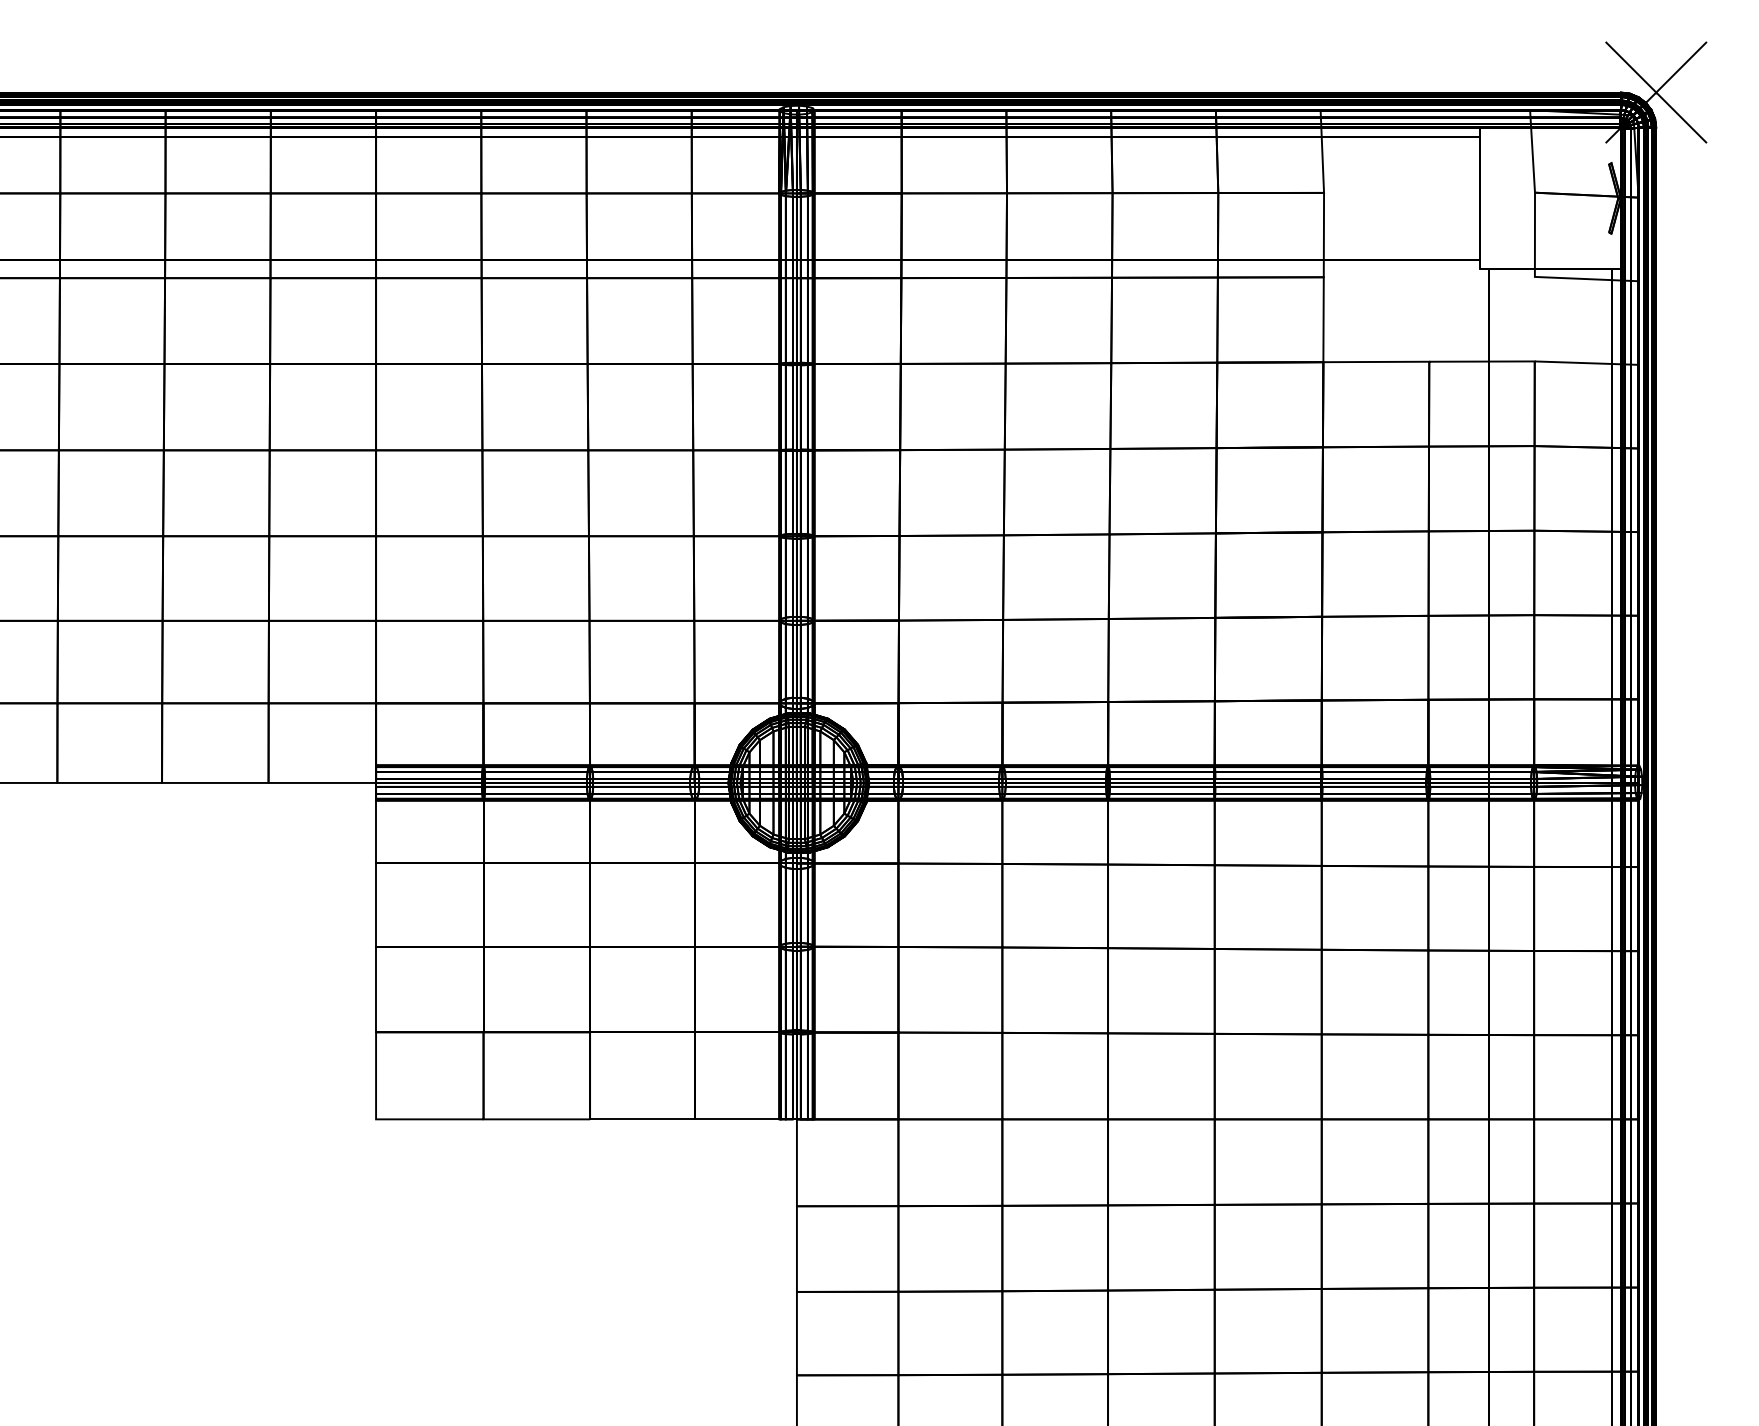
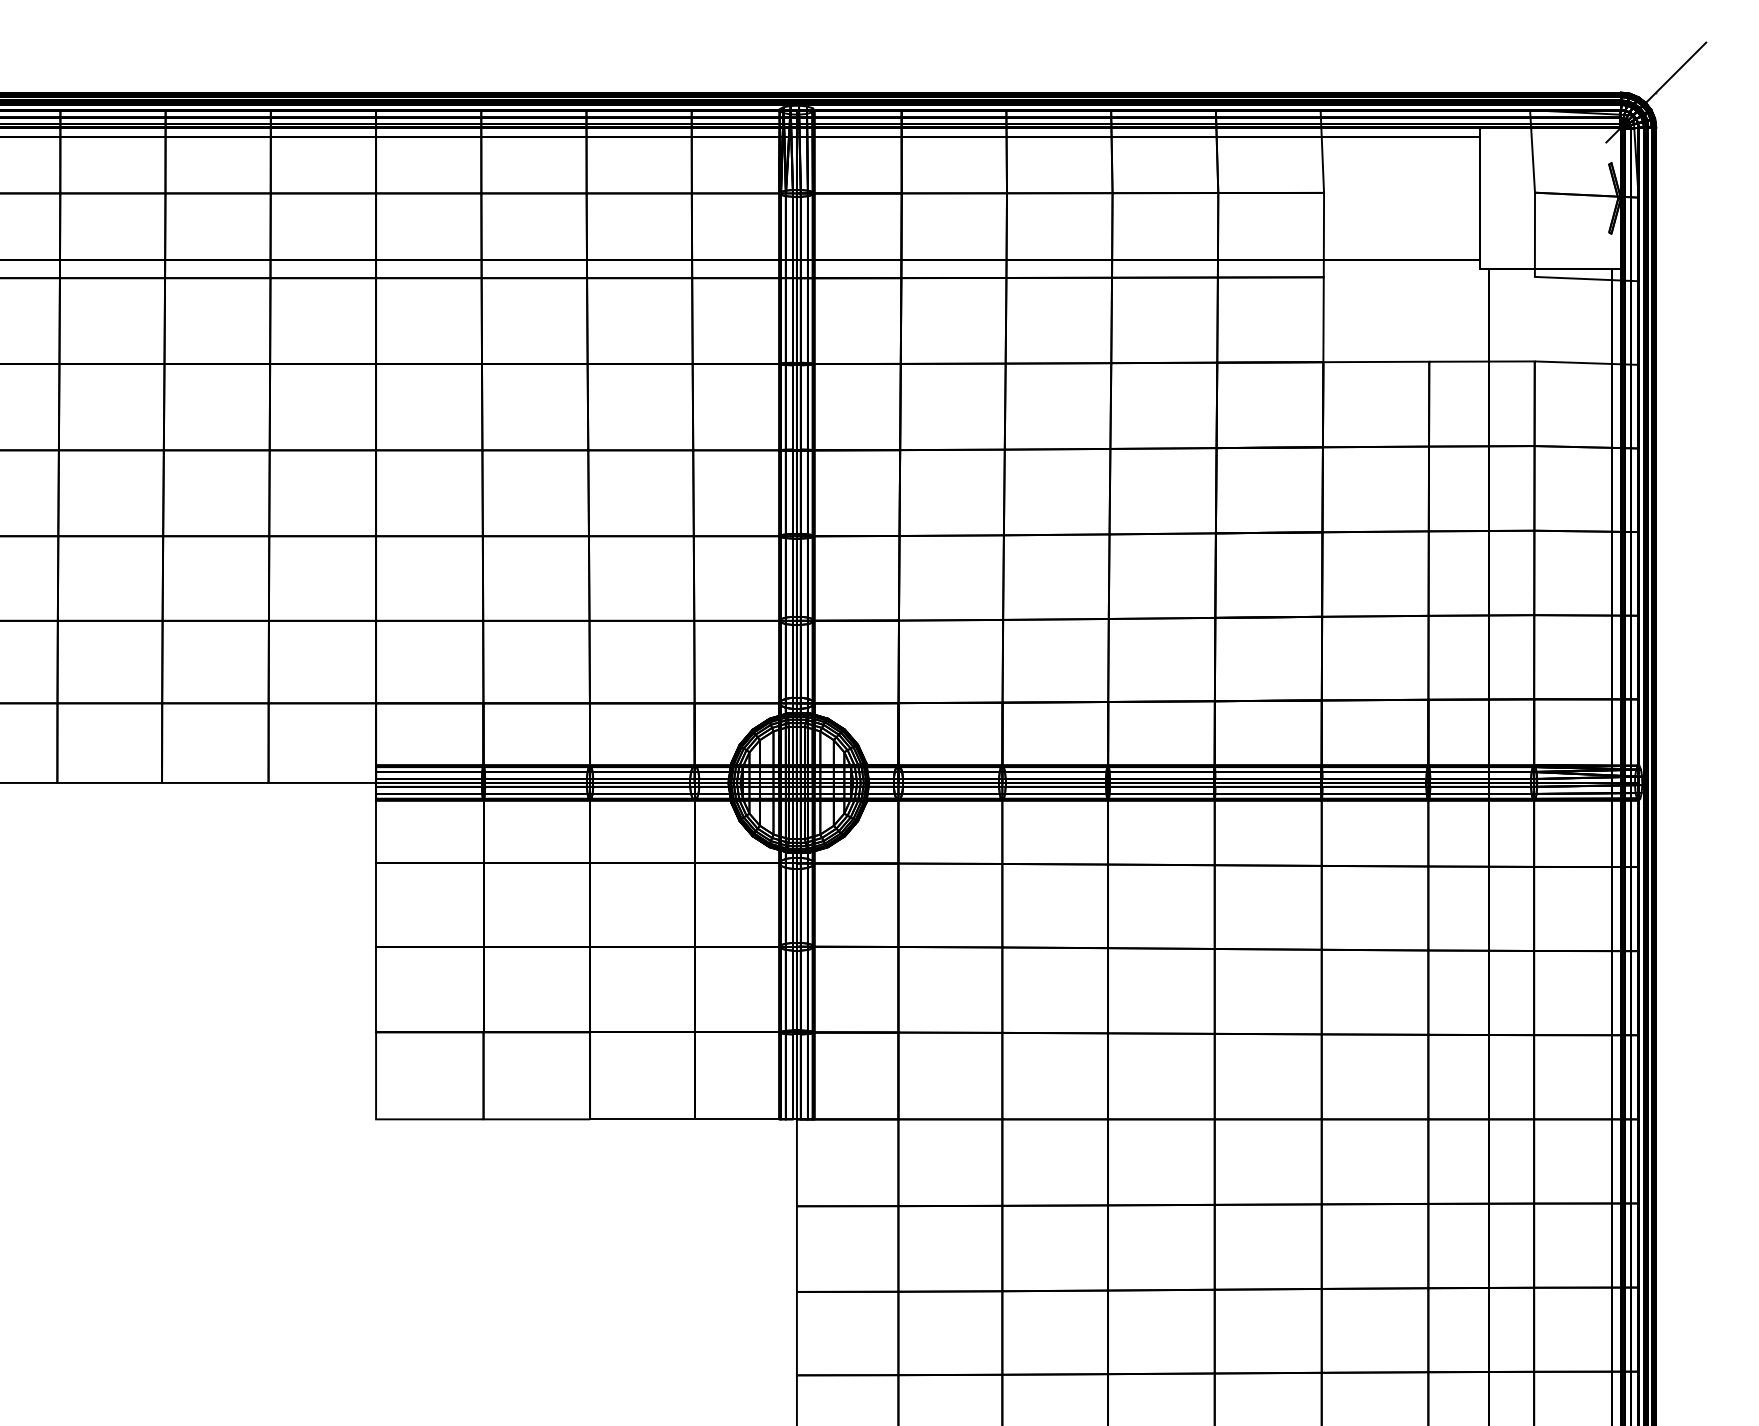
line: present -> none (1656, 92)
